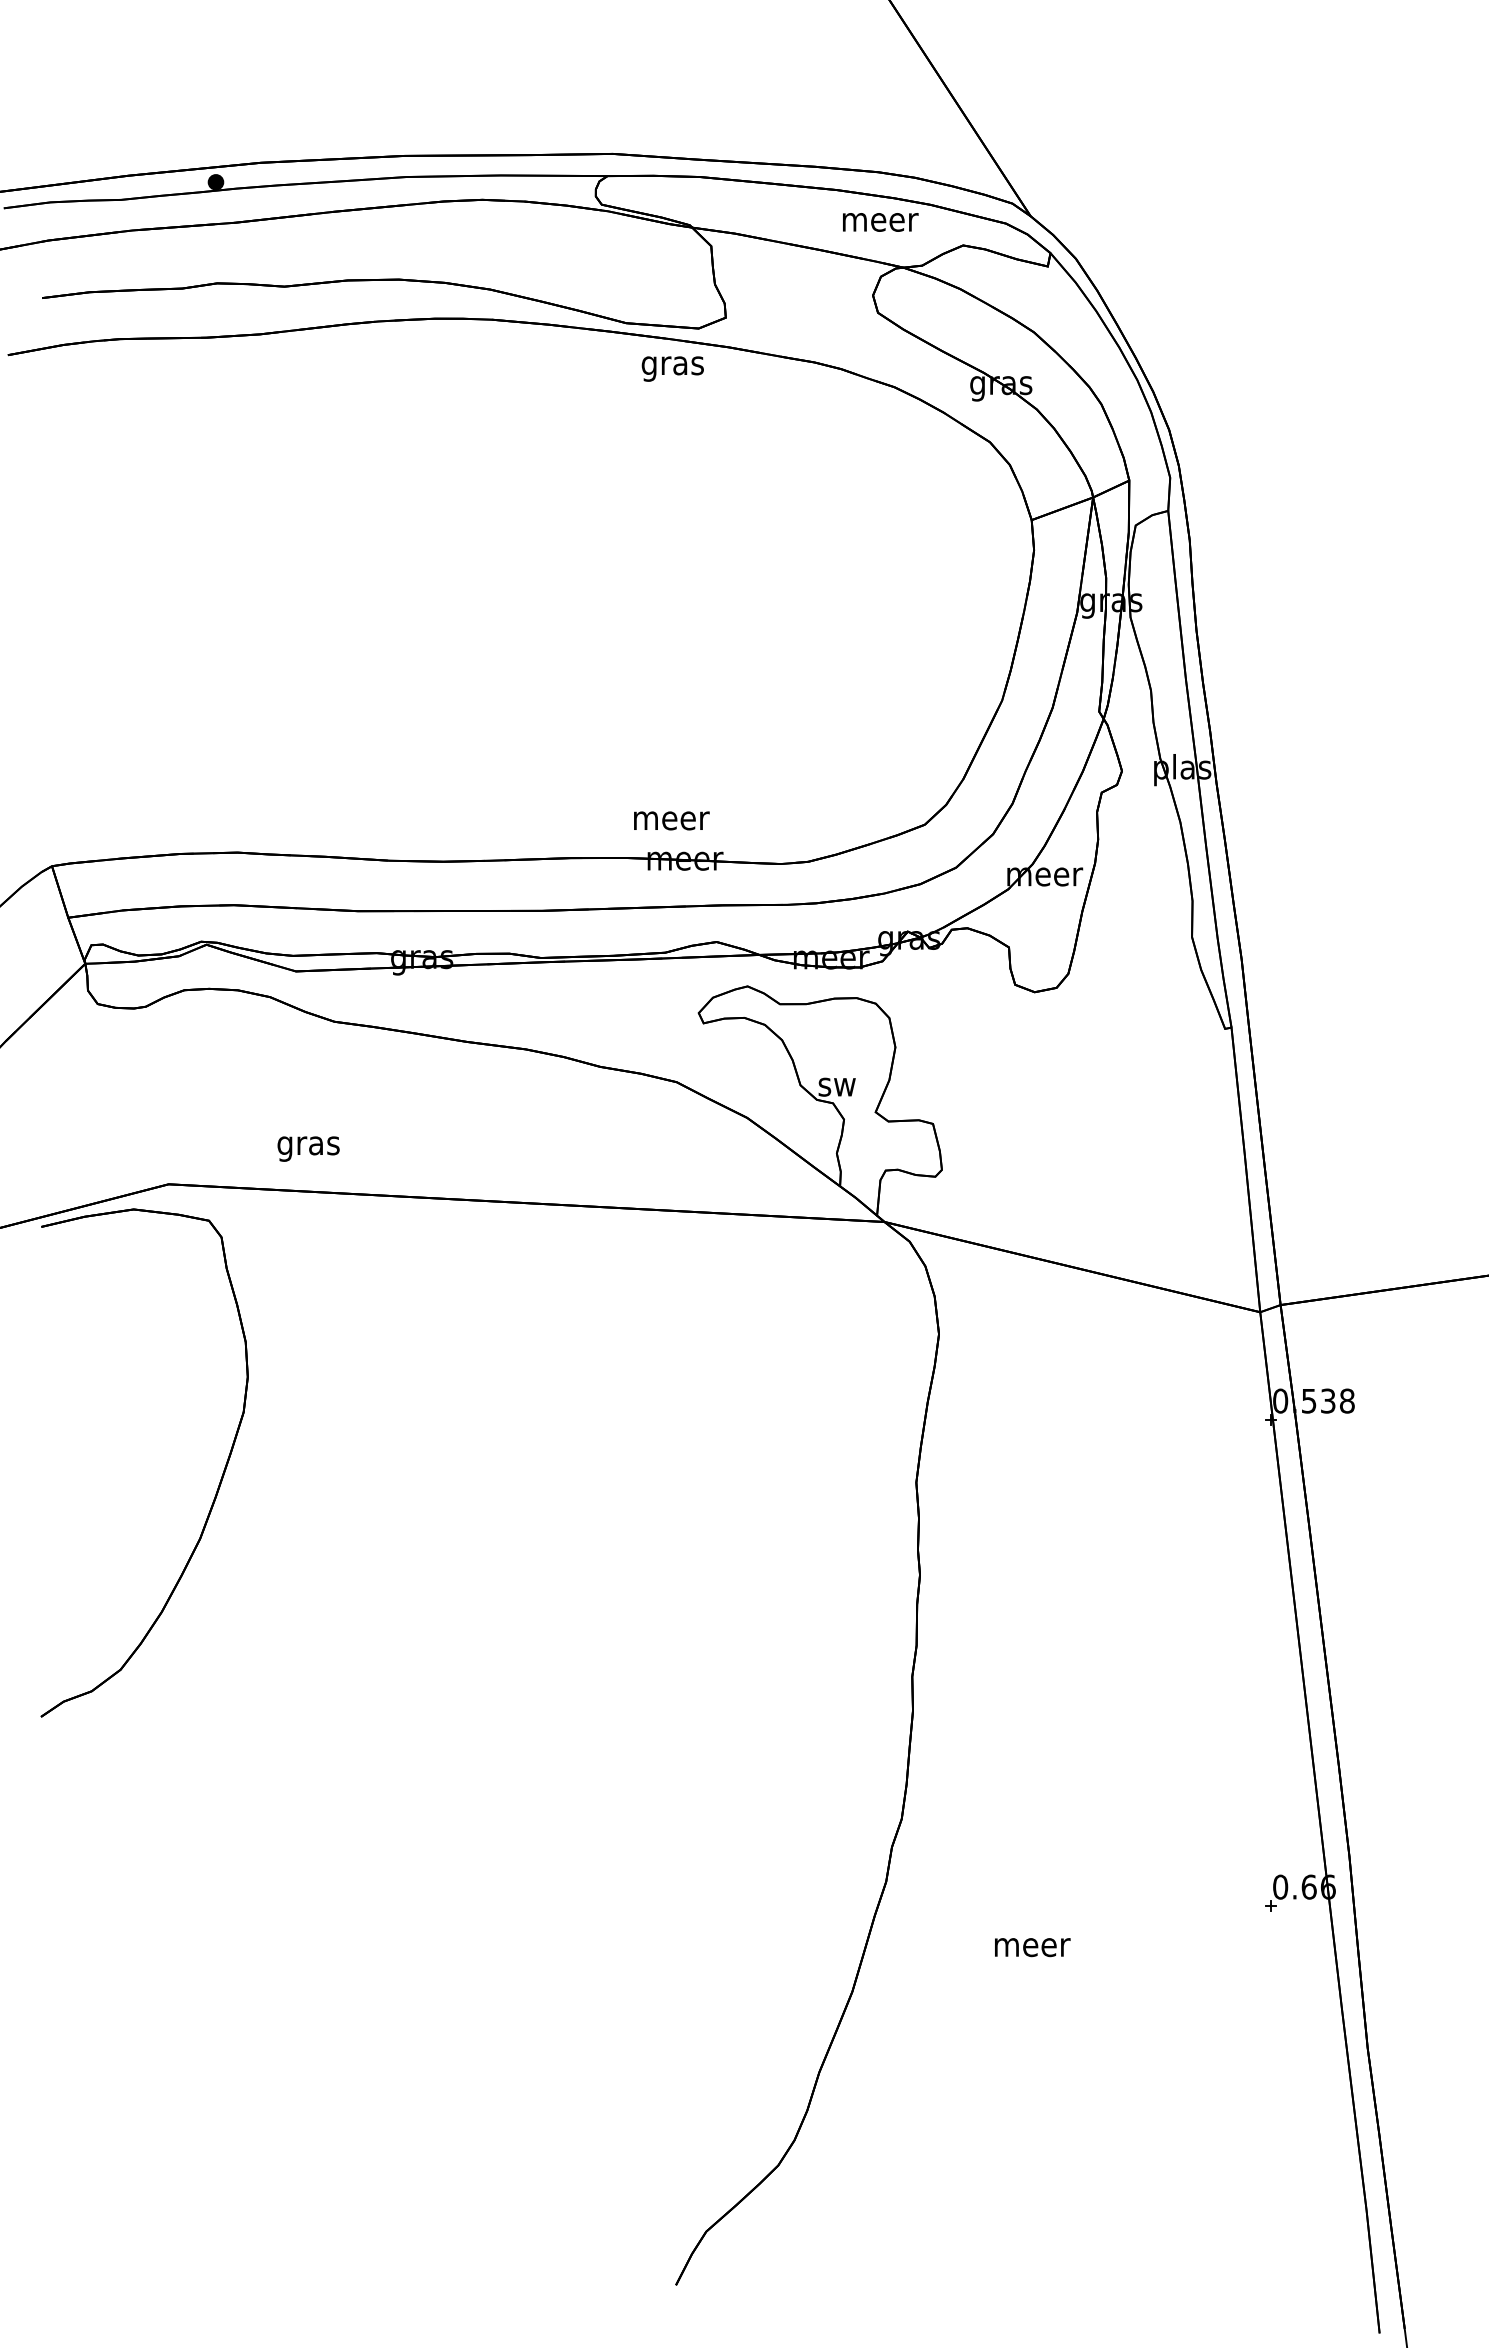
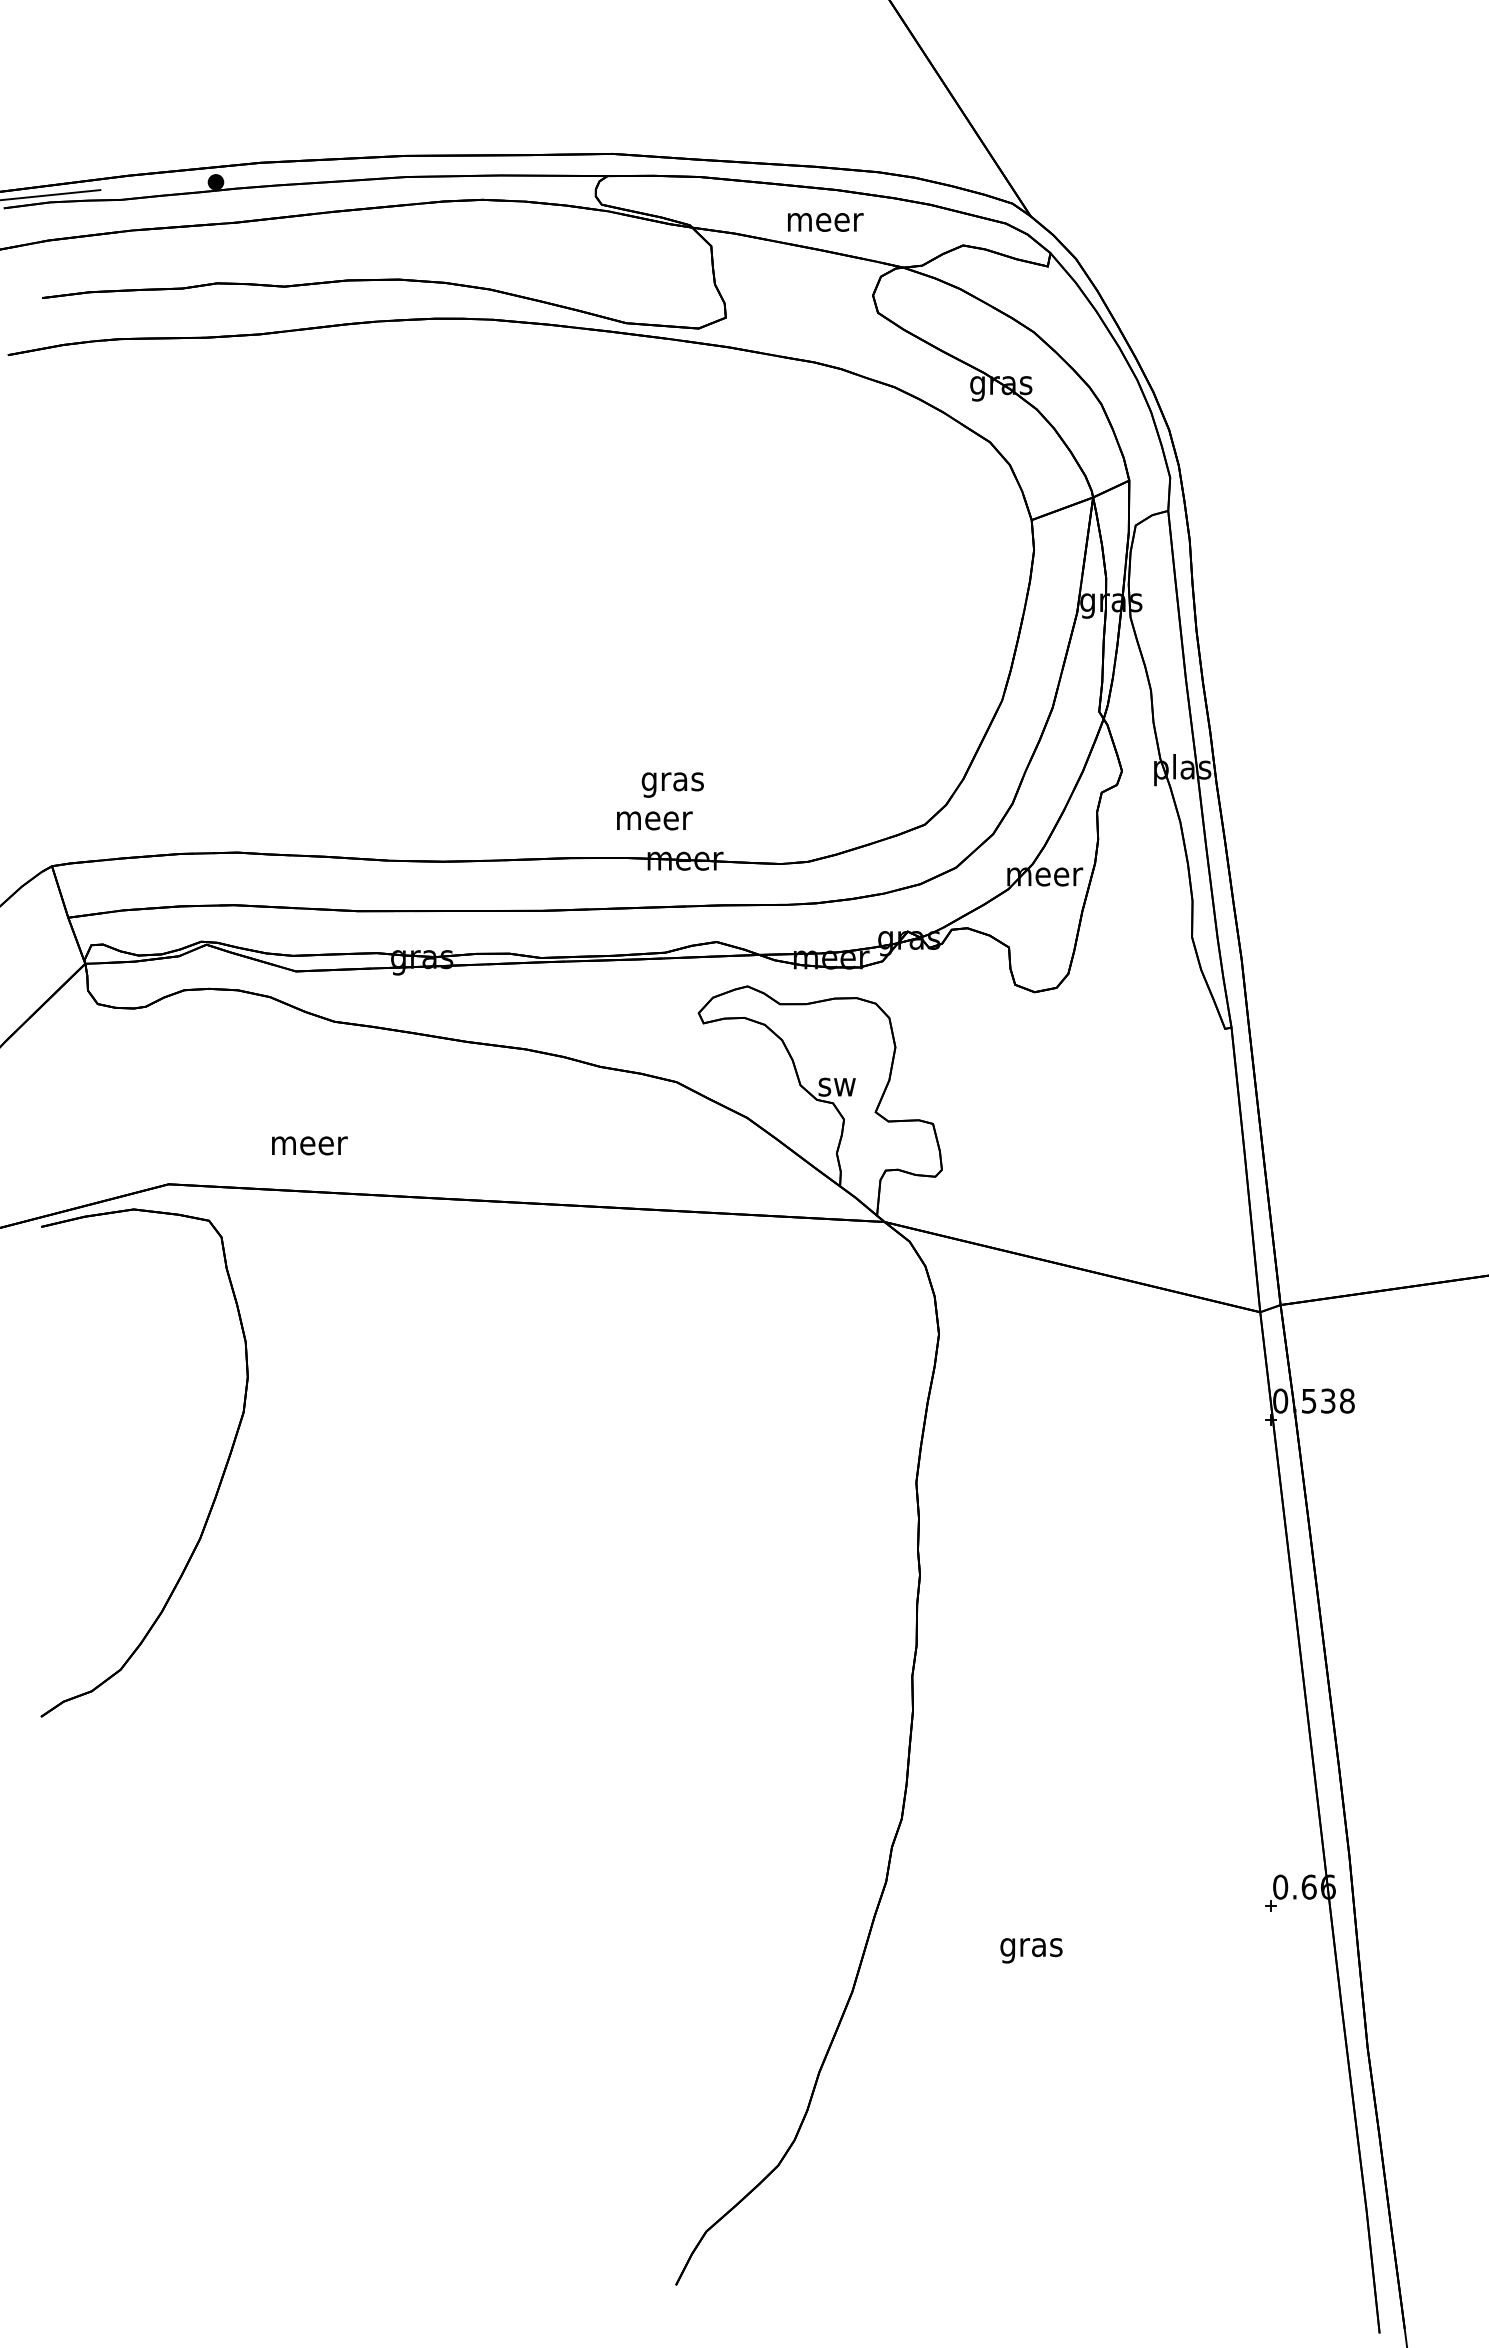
line: none -> present (51, 195)
text position: (880, 222) -> (825, 222) (825, 222)
text position: (672, 368) -> (672, 784) (672, 784)
text position: (671, 820) -> (654, 820) (654, 820)
text: gras -> meer (309, 1148)
text: meer -> gras (1032, 1950)
